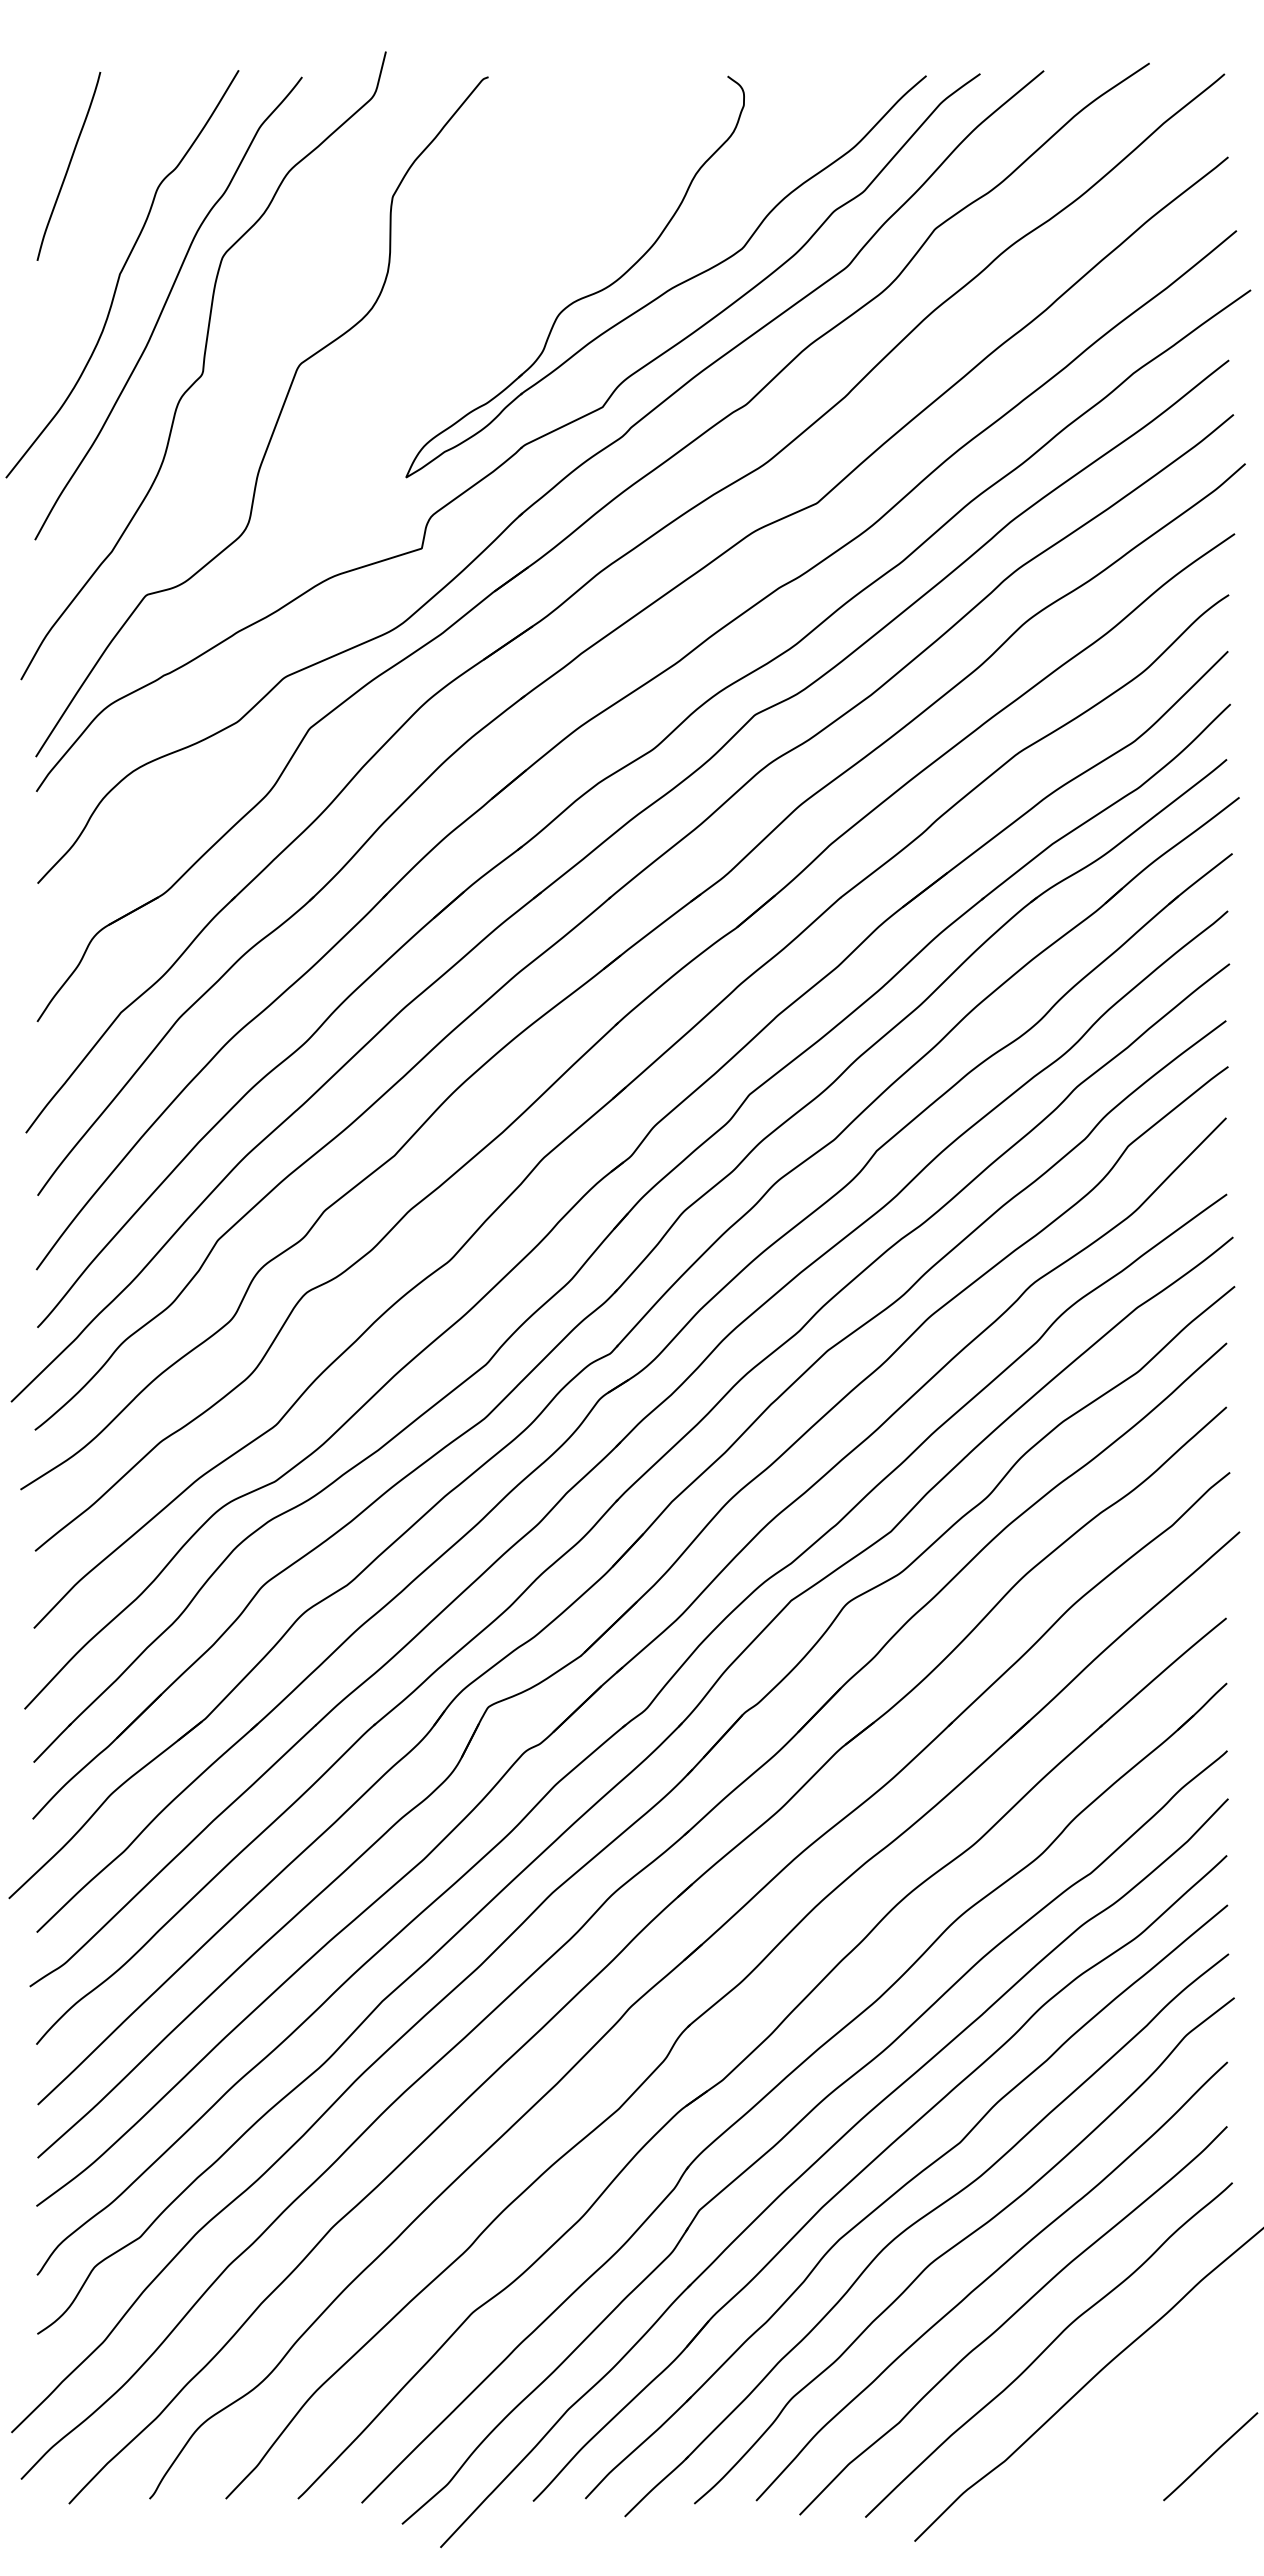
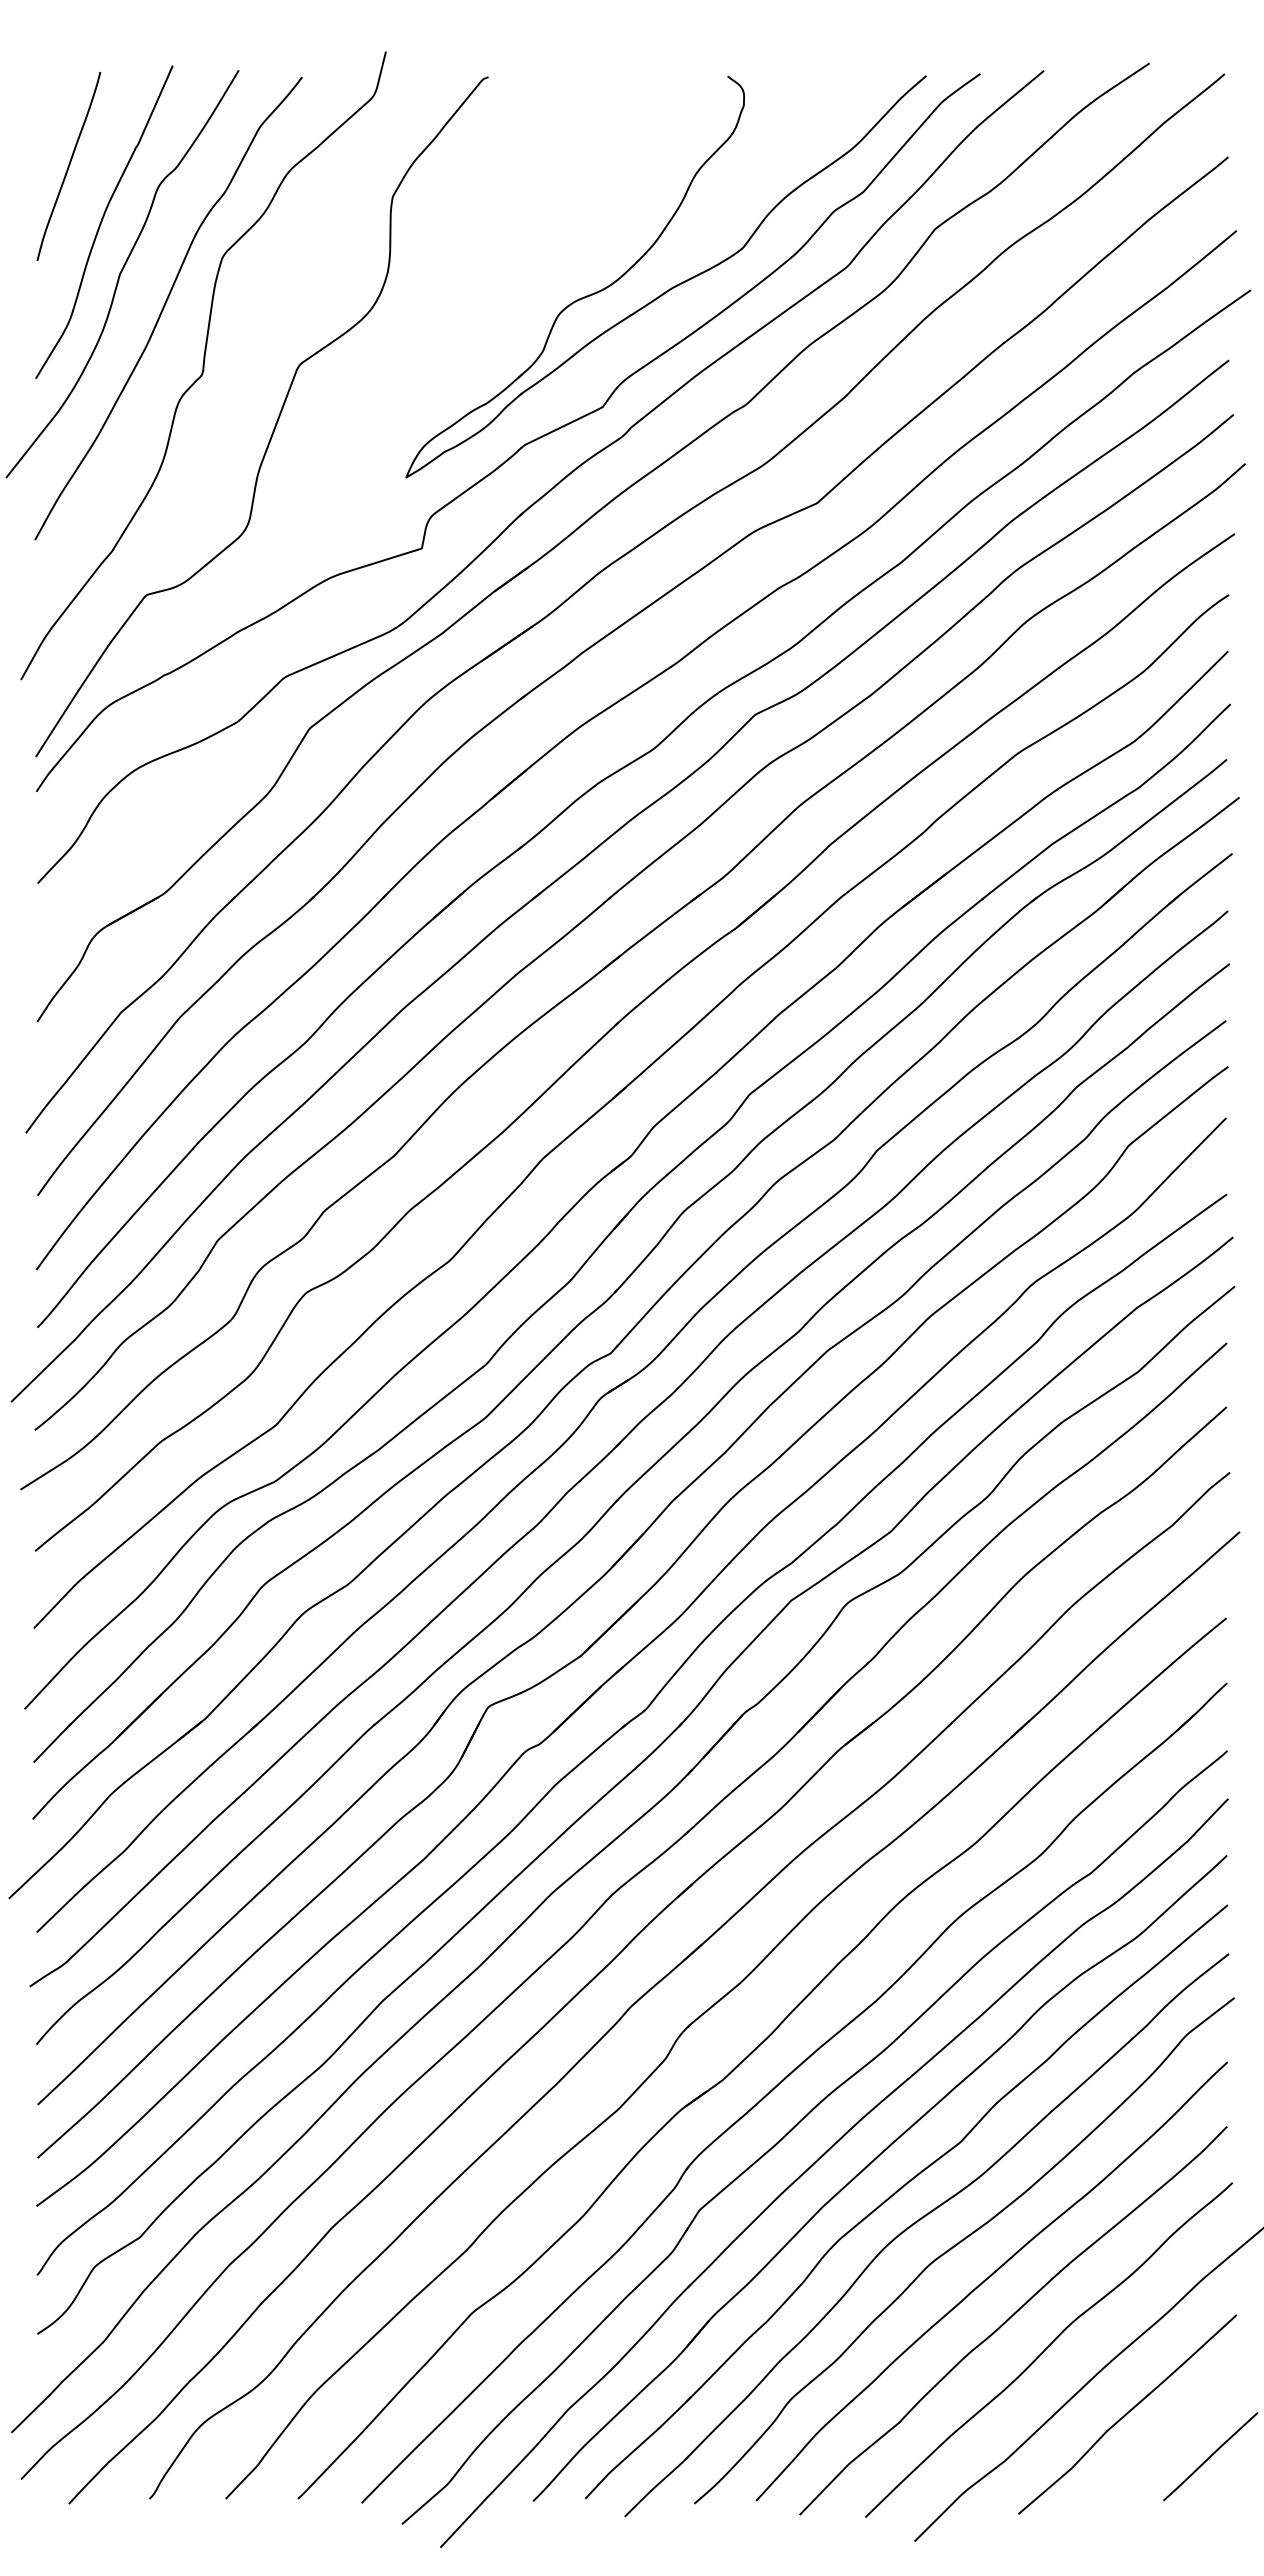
curve: none -> present (102, 221)
curve: none -> present (1127, 2414)
